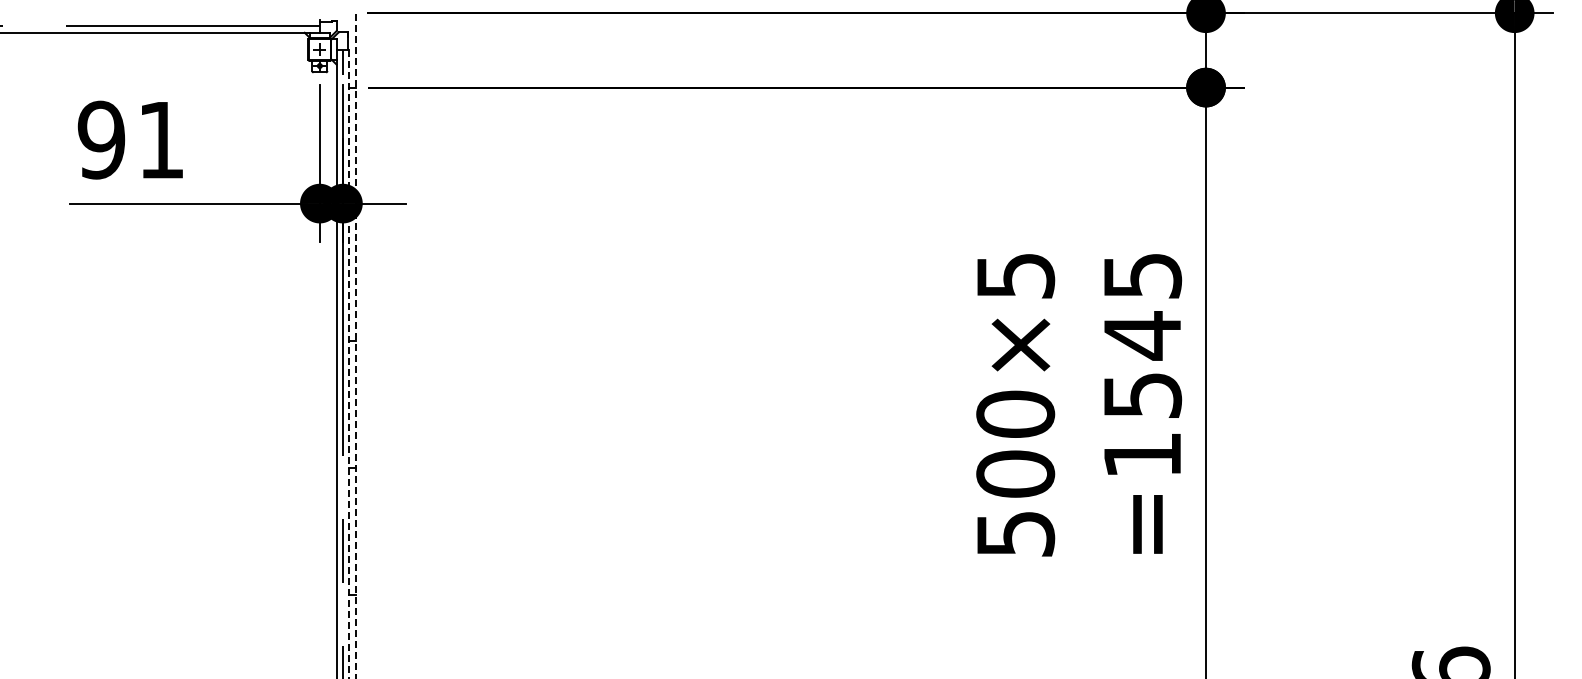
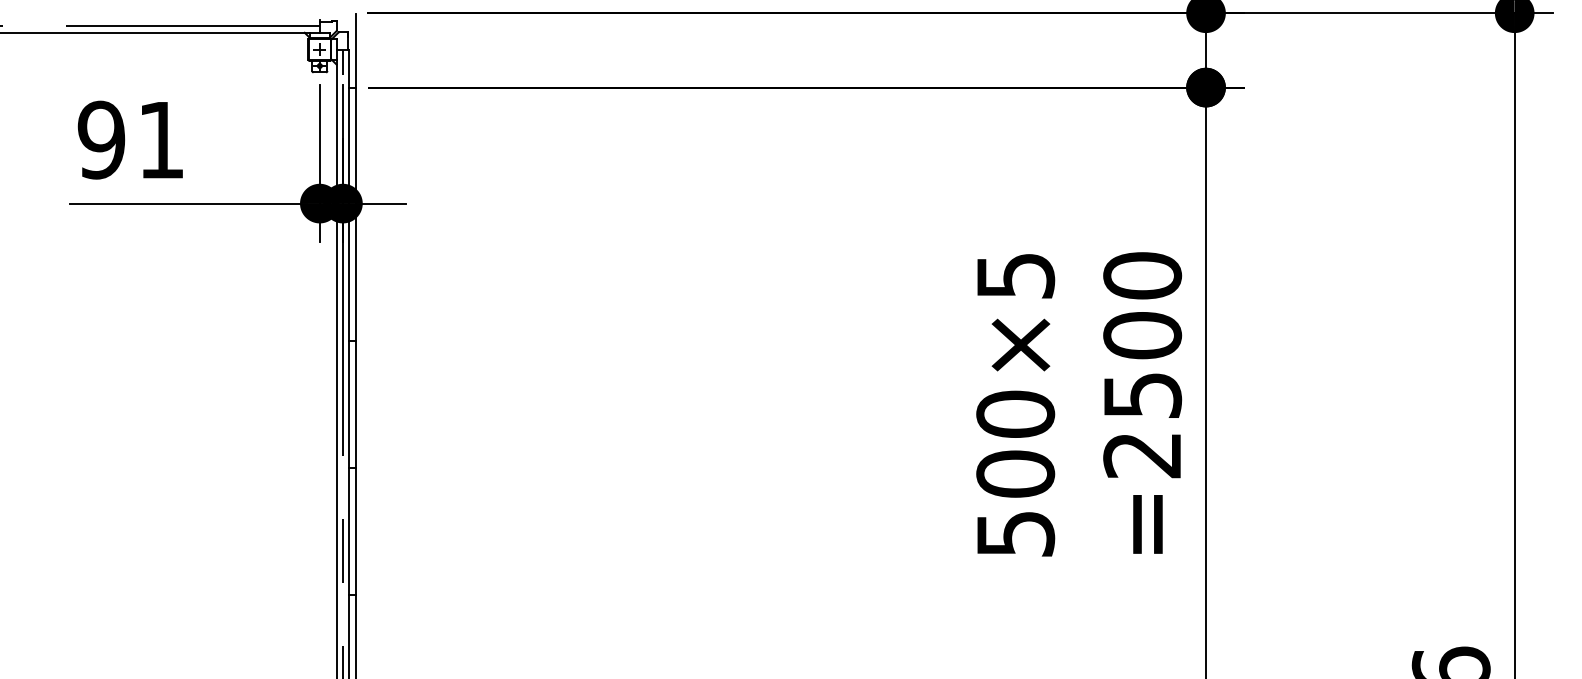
line: dashed -> solid (356, 345)
line: dashed -> solid (349, 364)
text: =1545 -> =2500 (1142, 365)
